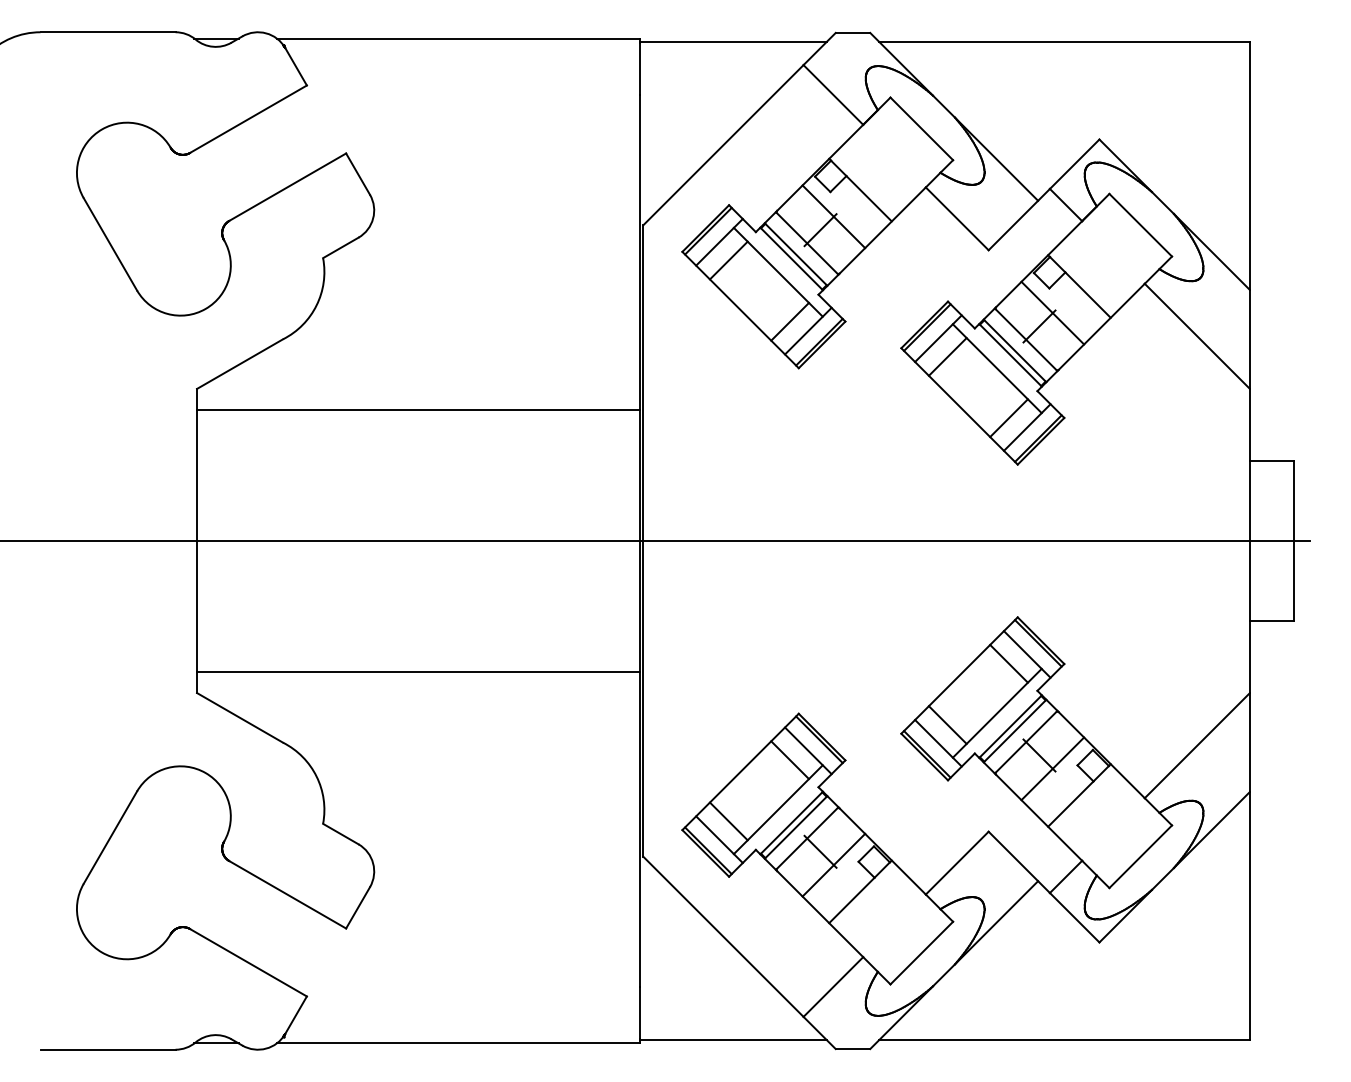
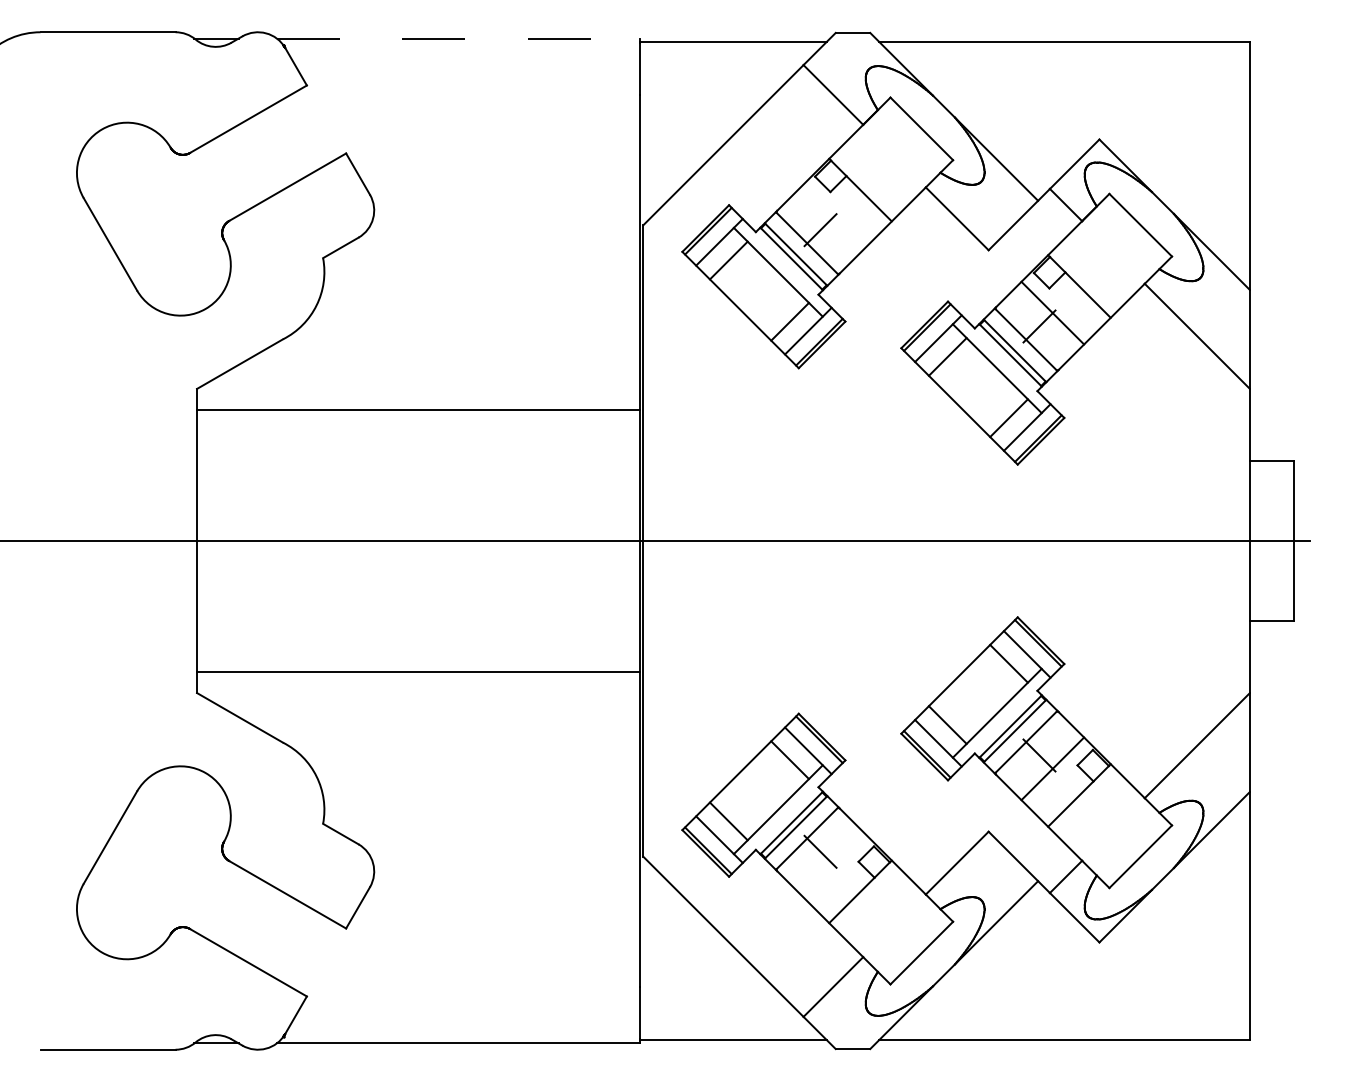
line: solid -> dashed (458, 38)
line: present -> none (833, 216)
line: present -> none (833, 864)
